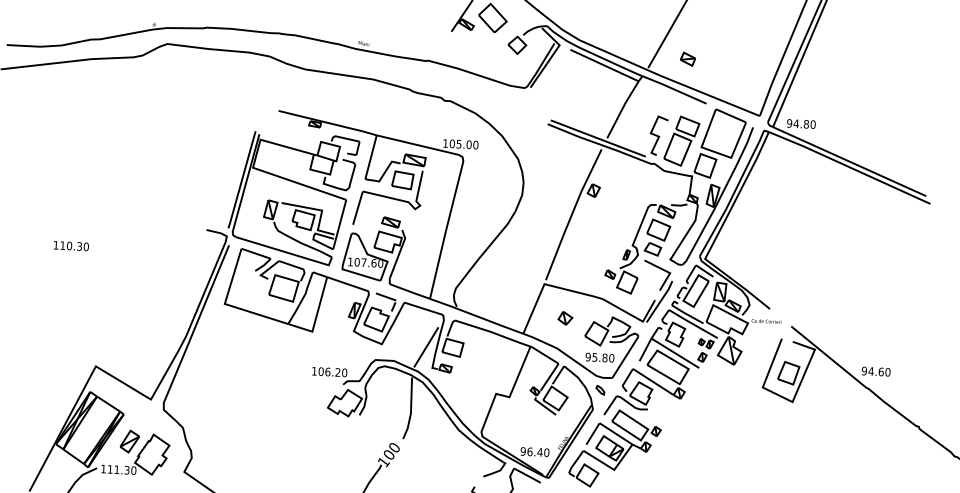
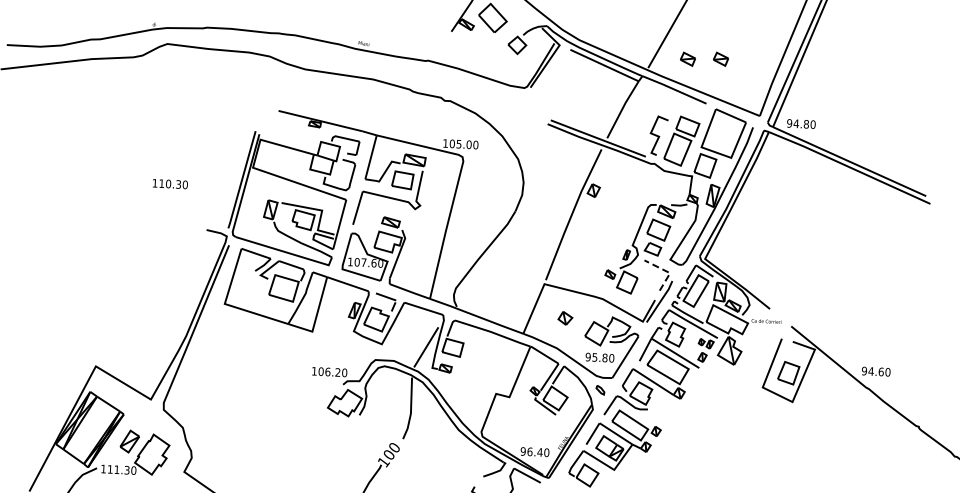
part: none -> present (720, 58)
text position: (71, 246) -> (170, 184) (170, 184)
line: solid -> dashed (666, 271)
